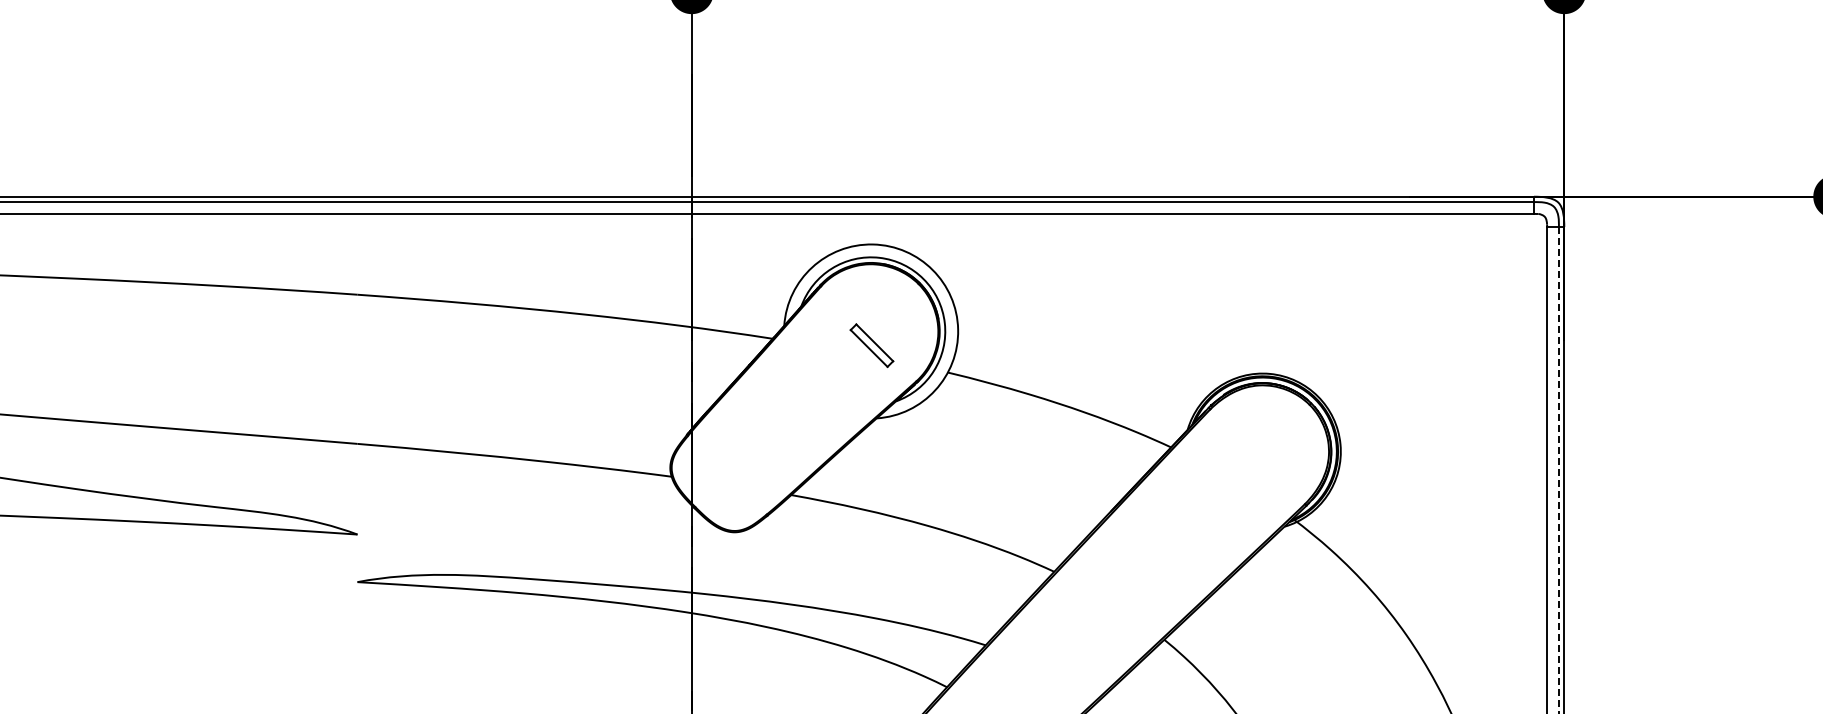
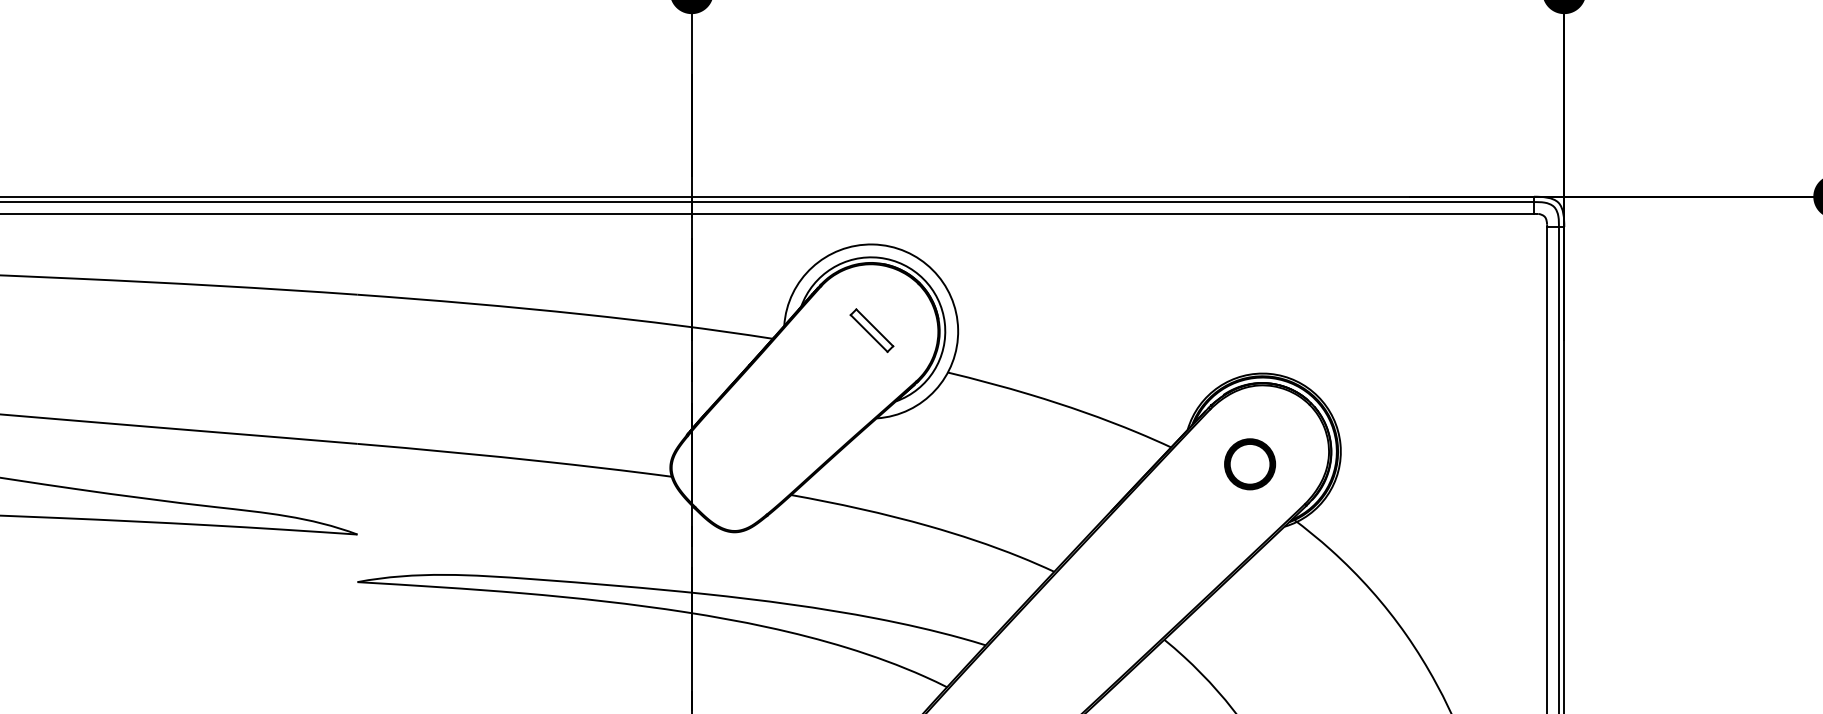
part position: (871, 345) -> (871, 330) (871, 330)
part: none -> present (1250, 464)
line: dashed -> solid (1558, 471)
